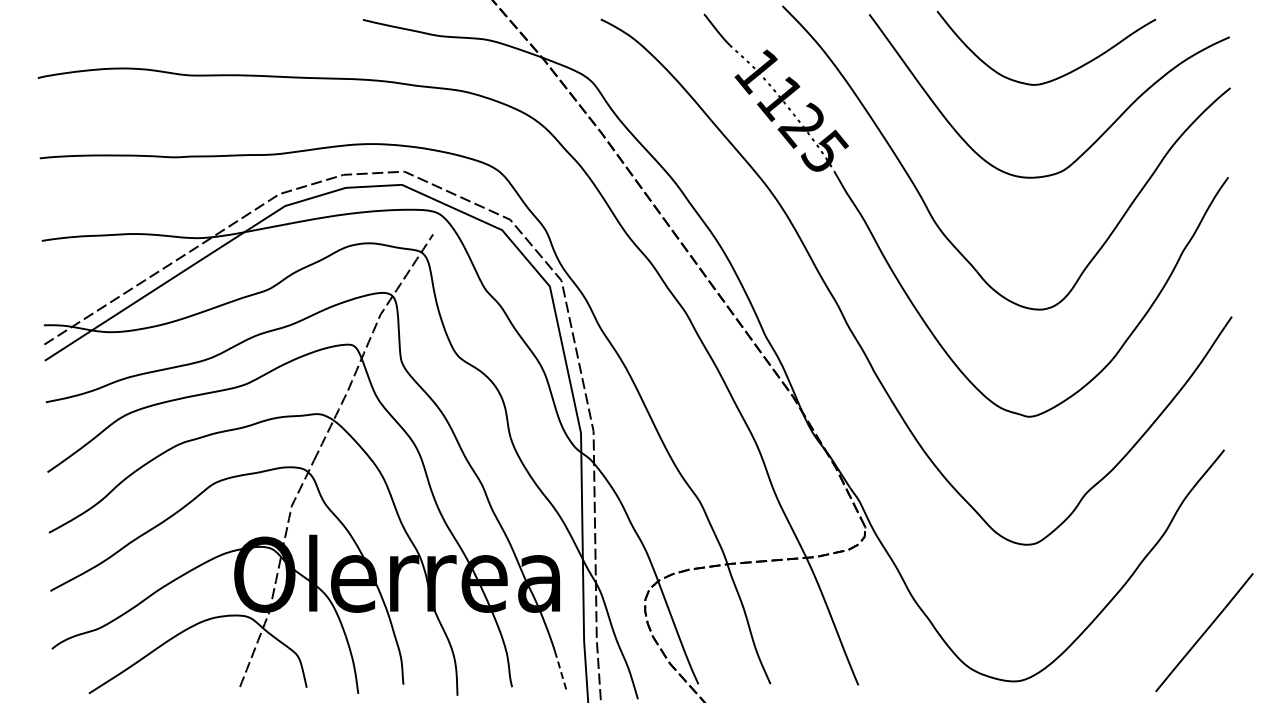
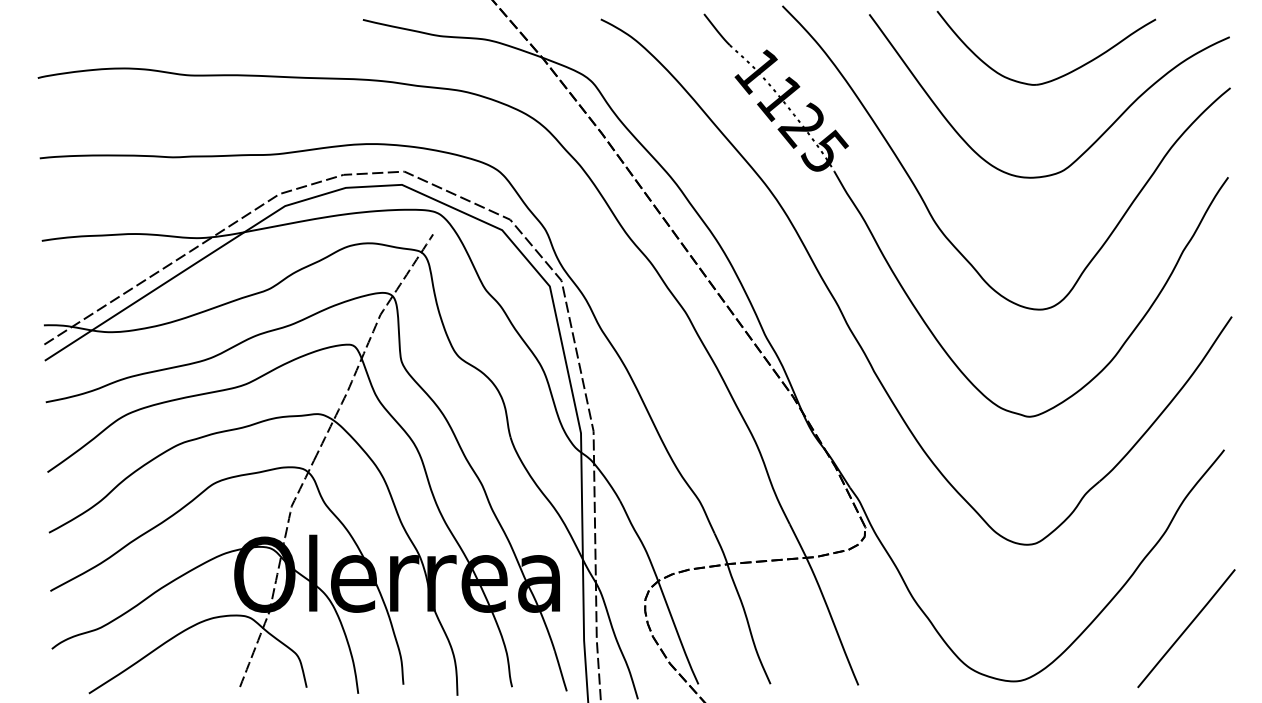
line position: (1204, 632) -> (1186, 628) (1186, 628)
line: dashed -> solid (560, 671)
